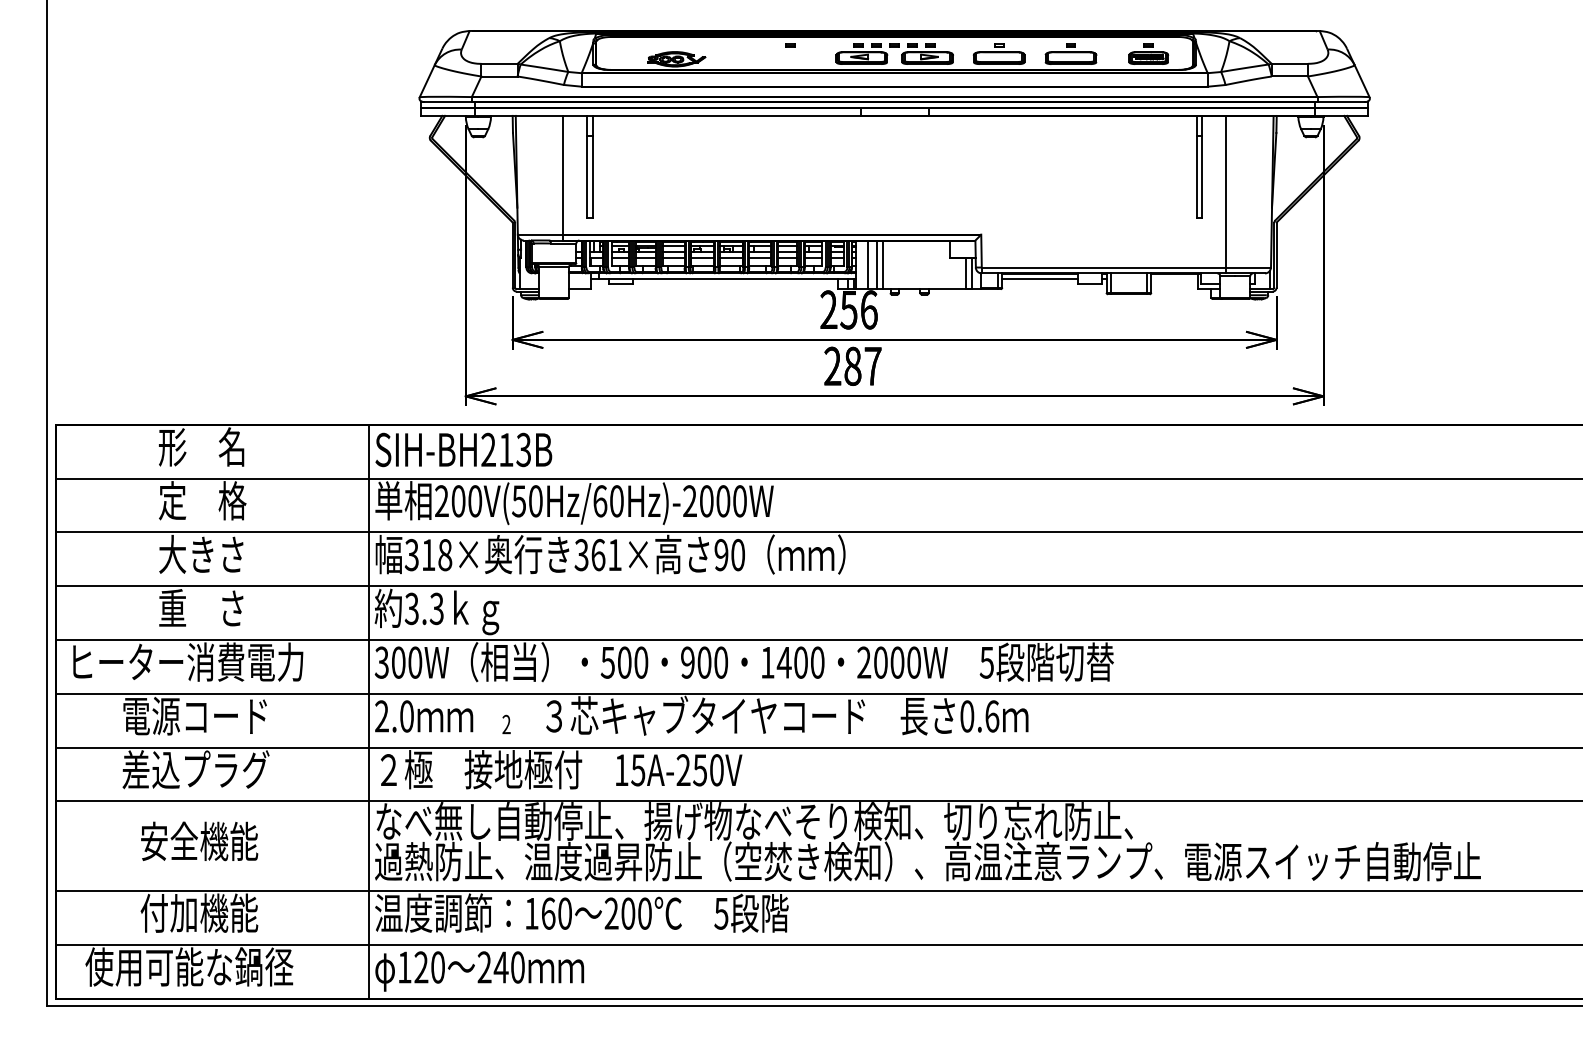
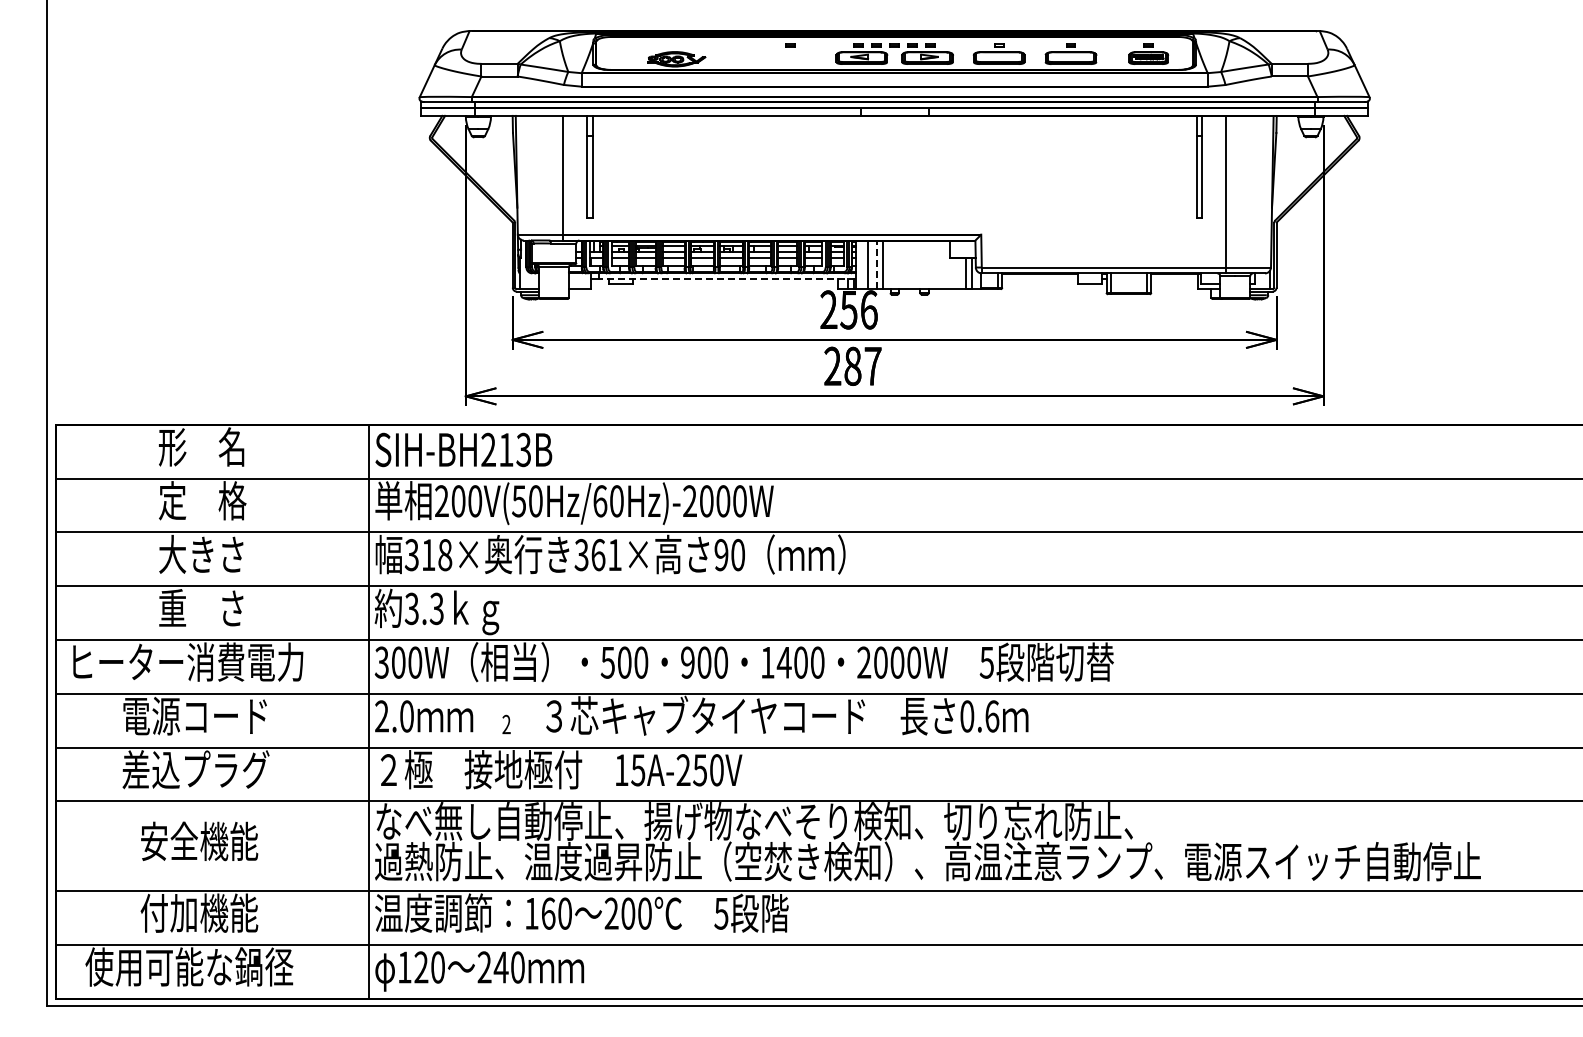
line: solid -> dashed (877, 264)
line: solid -> dashed (726, 279)
line: present -> none (1040, 279)
